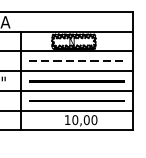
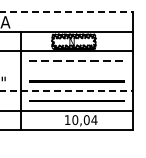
line: solid -> dashed (66, 12)
line: present -> none (67, 71)
line: solid -> dashed (66, 90)
text: 10,00 -> 10,04 (94, 120)
